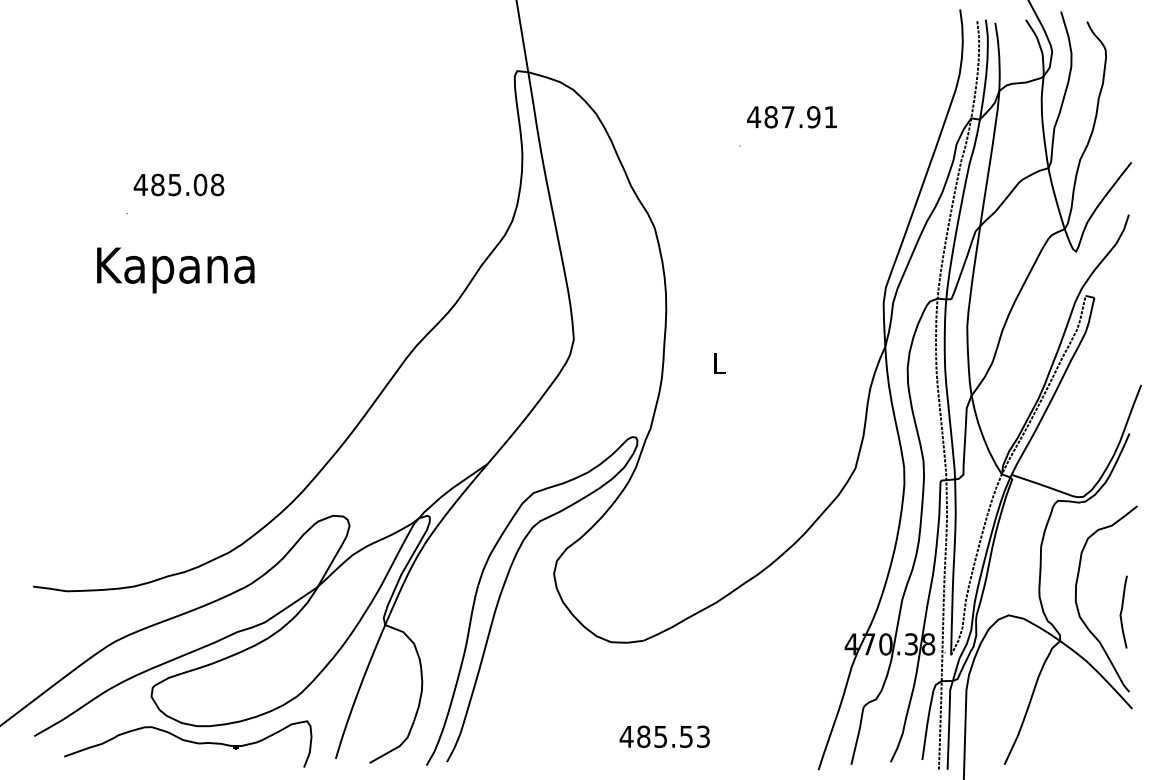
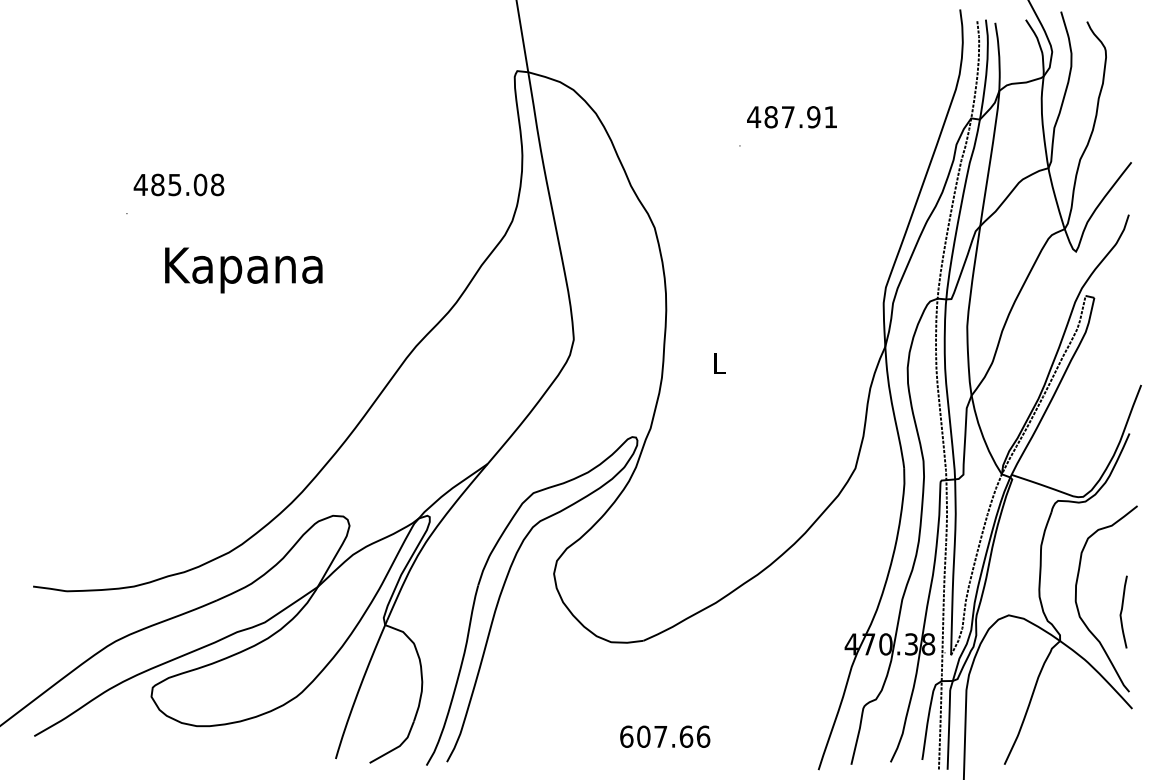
text position: (175, 270) -> (243, 270) (243, 270)
text: 485.53 -> 607.66 (664, 736)
part: present -> none (188, 743)
